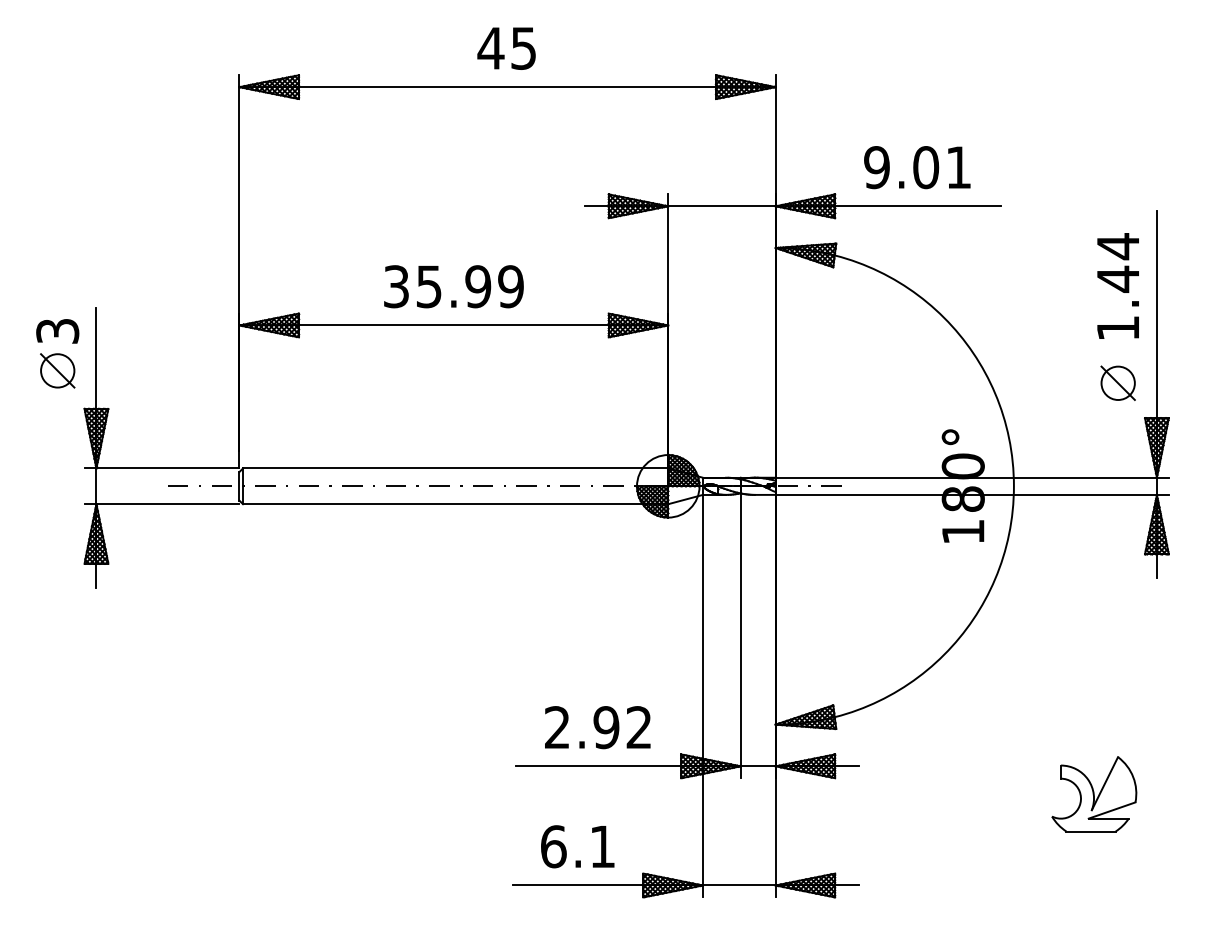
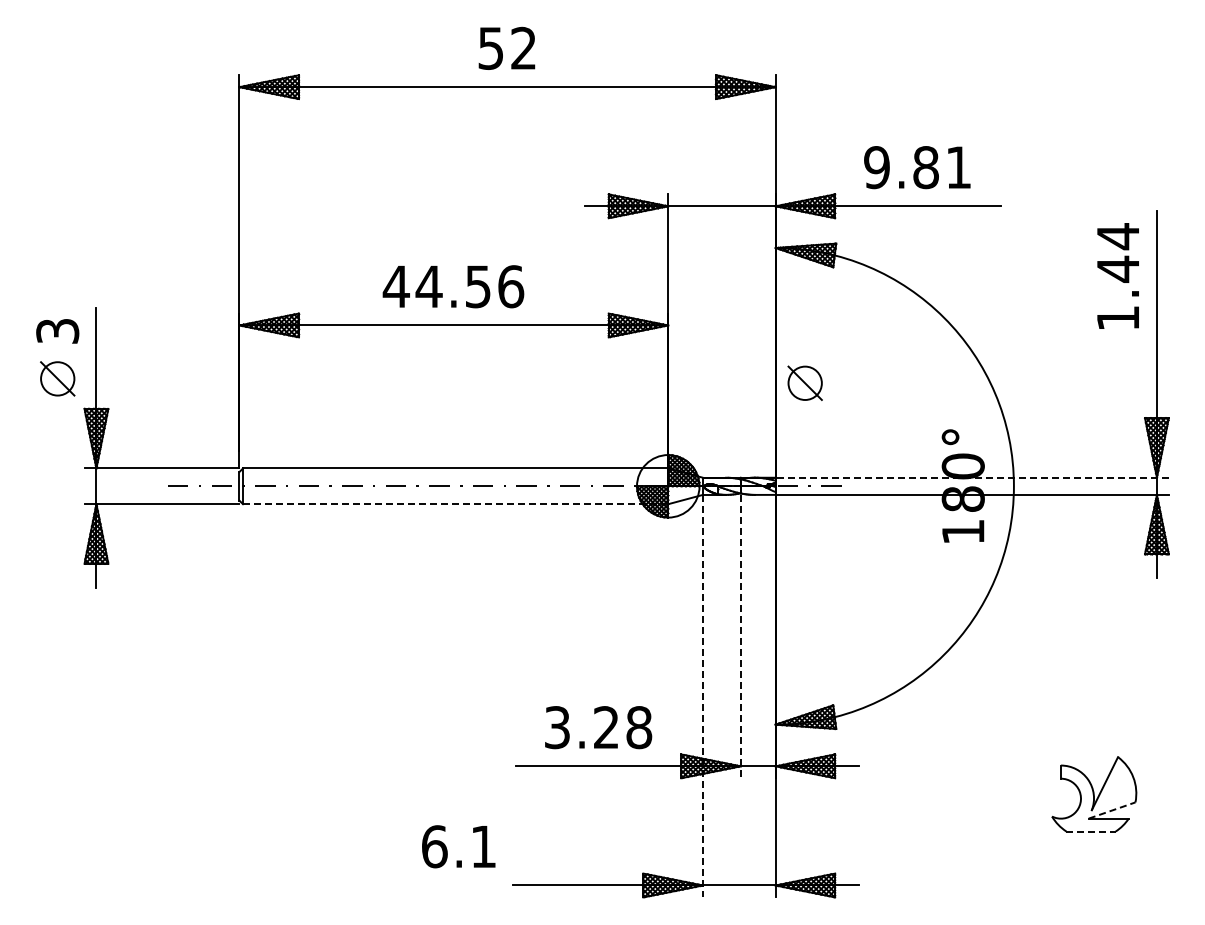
text: 45 -> 52 (506, 47)
text: 9.01 -> 9.81 (926, 167)
text position: (1117, 285) -> (1117, 275) (1117, 275)
text: 35.99 -> 44.56 (453, 286)
part position: (57, 370) -> (57, 378) (57, 378)
part position: (1117, 382) -> (804, 382) (804, 382)
line: solid -> dashed (972, 477)
line: solid -> dashed (455, 504)
line: solid -> dashed (740, 636)
line: solid -> dashed (702, 696)
text: 2.92 -> 3.28 (598, 727)
line: solid -> dashed (1112, 810)
line: solid -> dashed (1091, 831)
text position: (577, 846) -> (458, 846) (458, 846)
